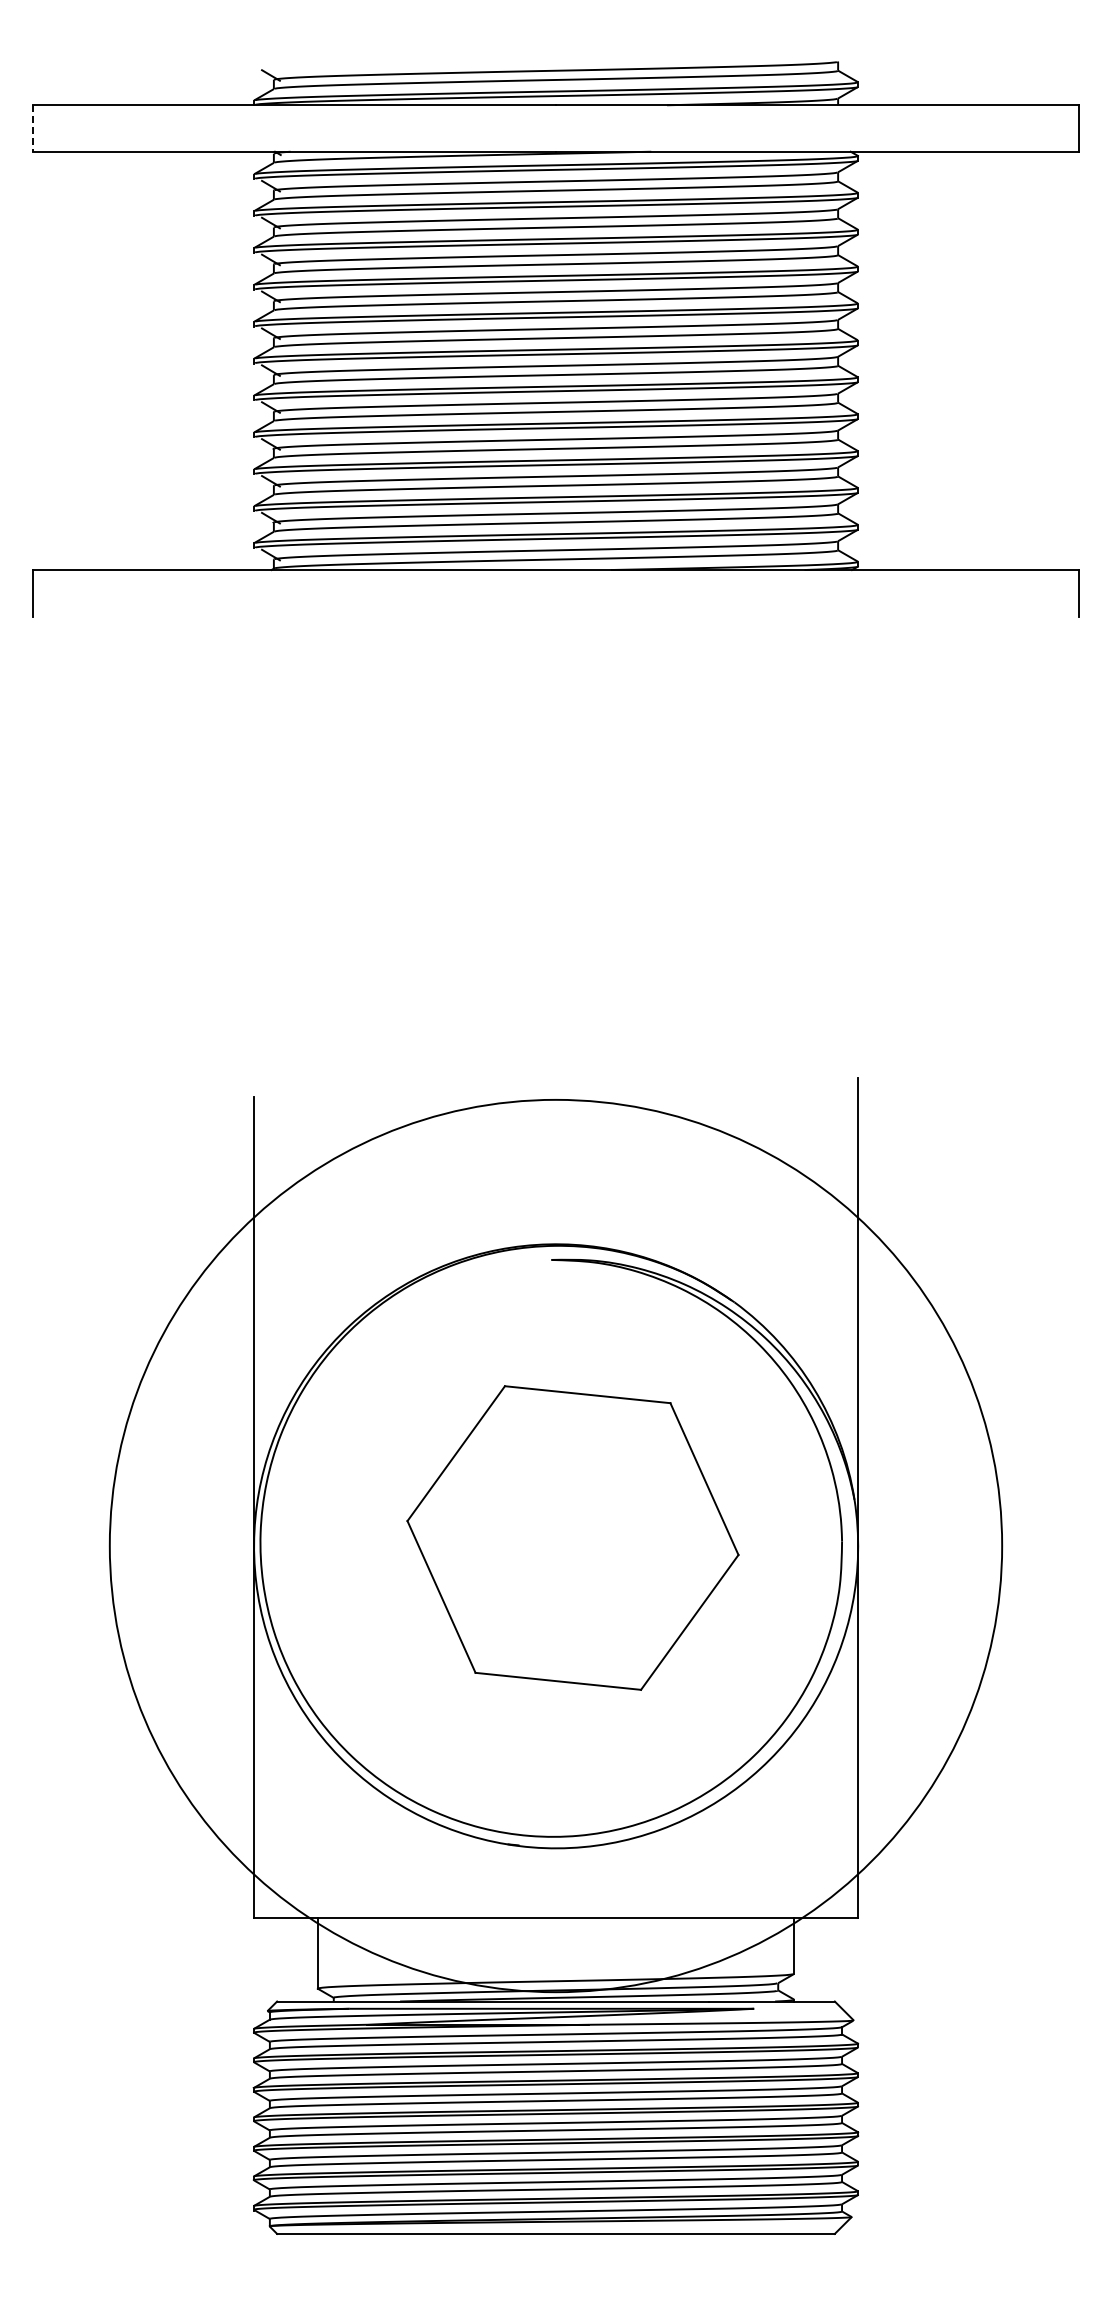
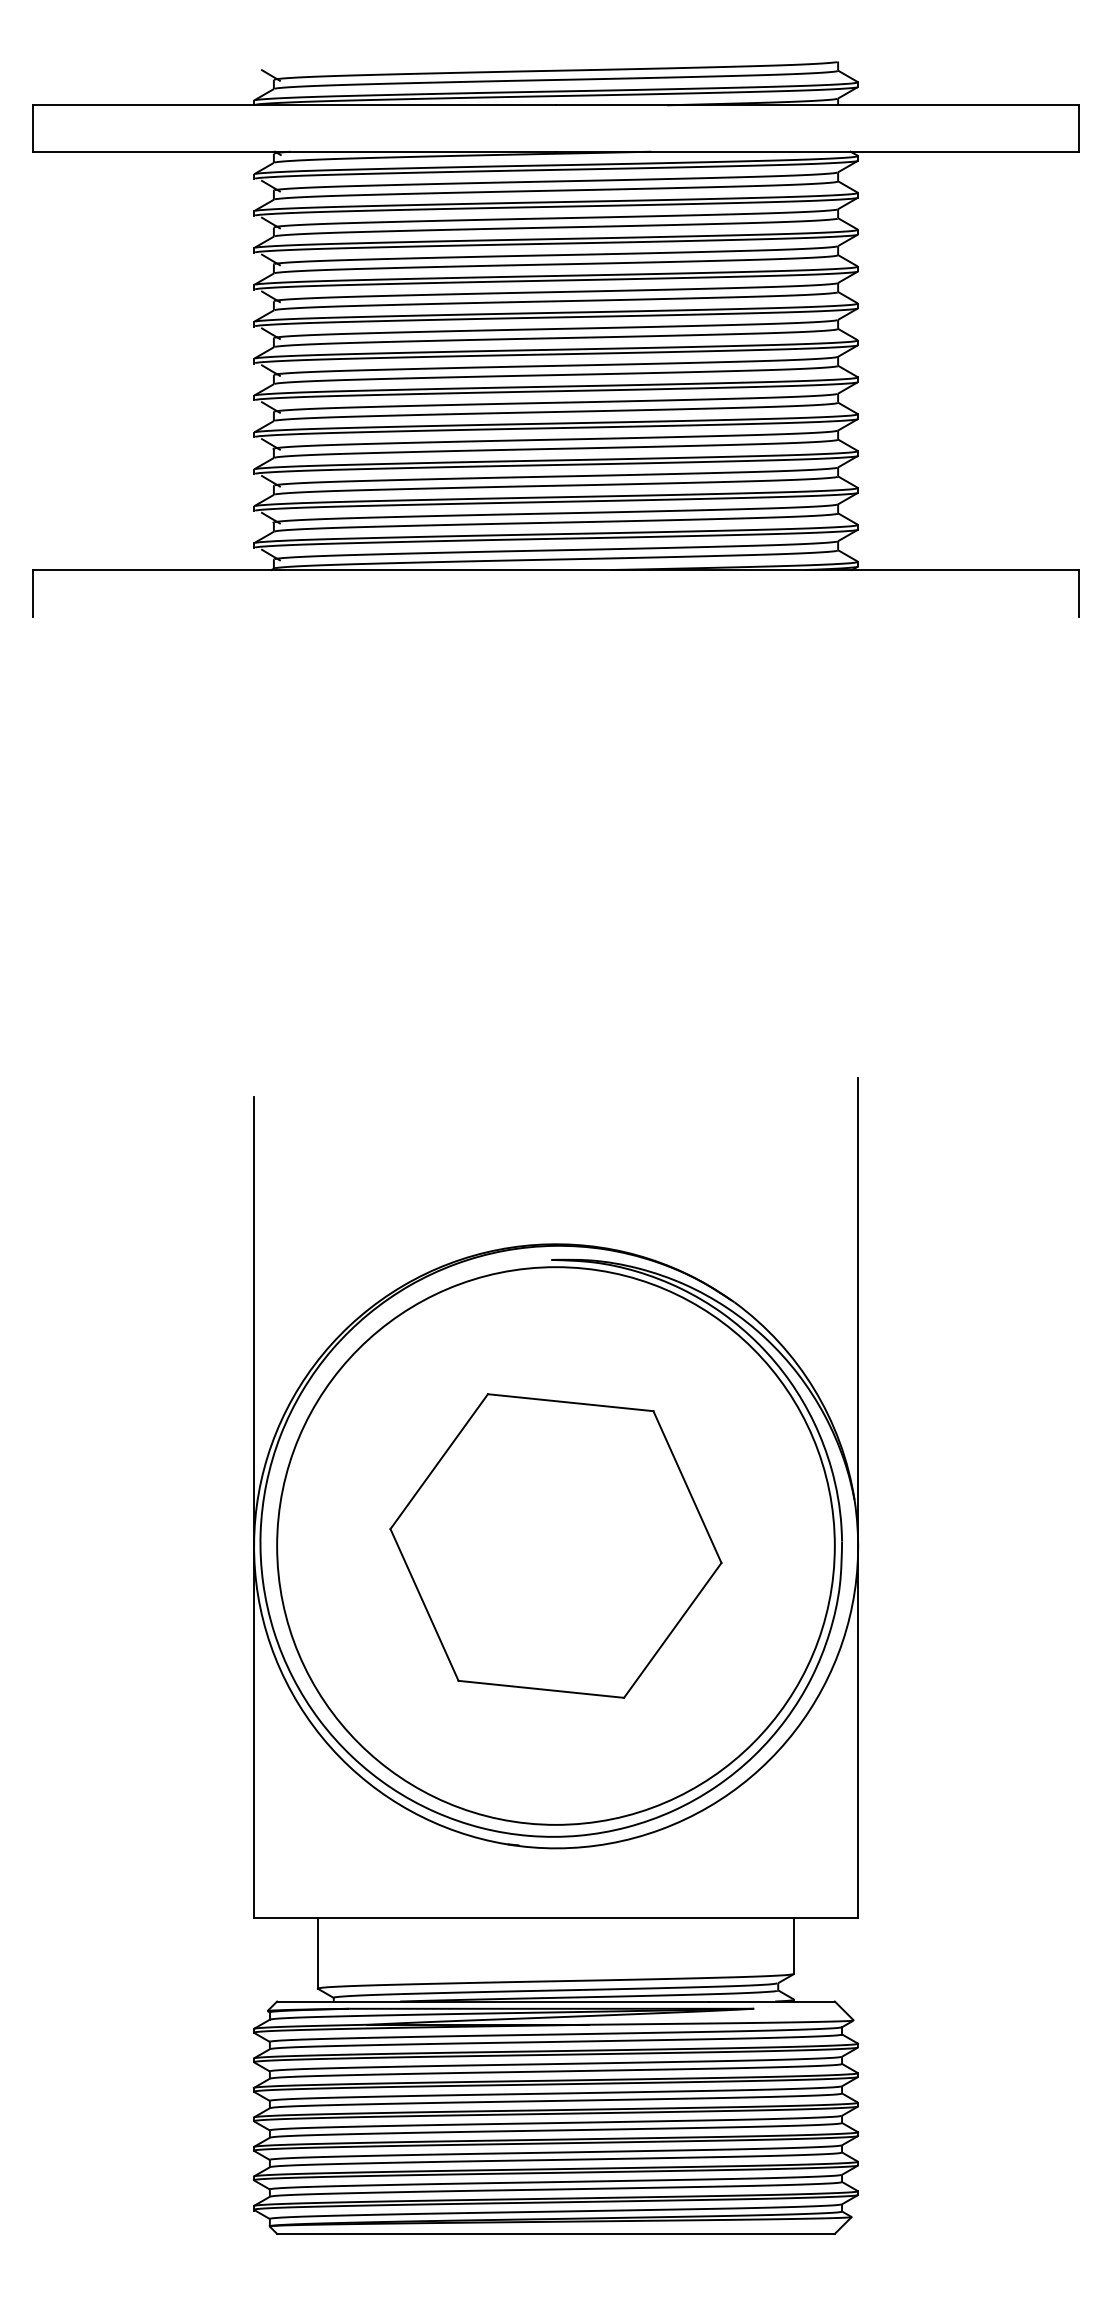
line: dashed -> solid (33, 129)
part position: (572, 1537) -> (555, 1545) (555, 1545)
circle diameter: 892 px -> 558 px (555, 1545)
